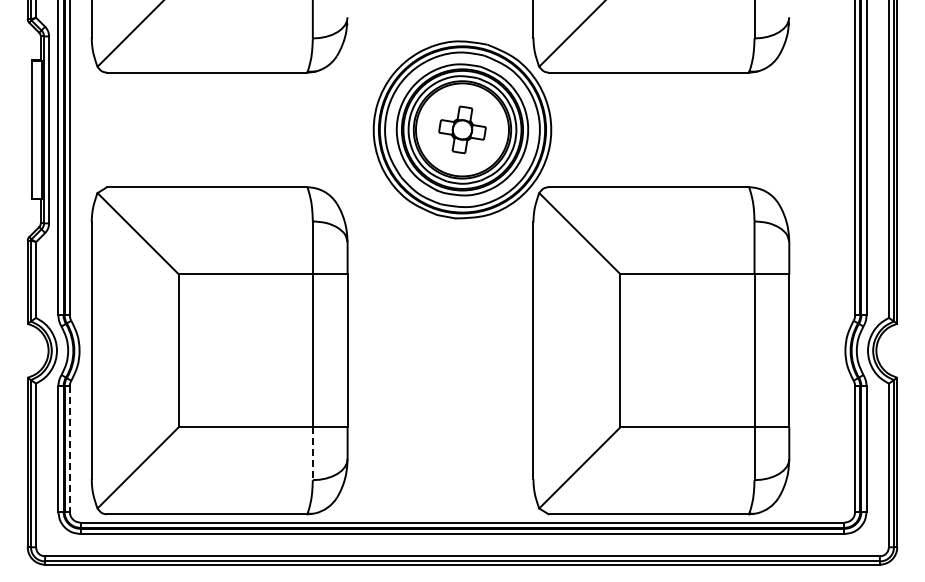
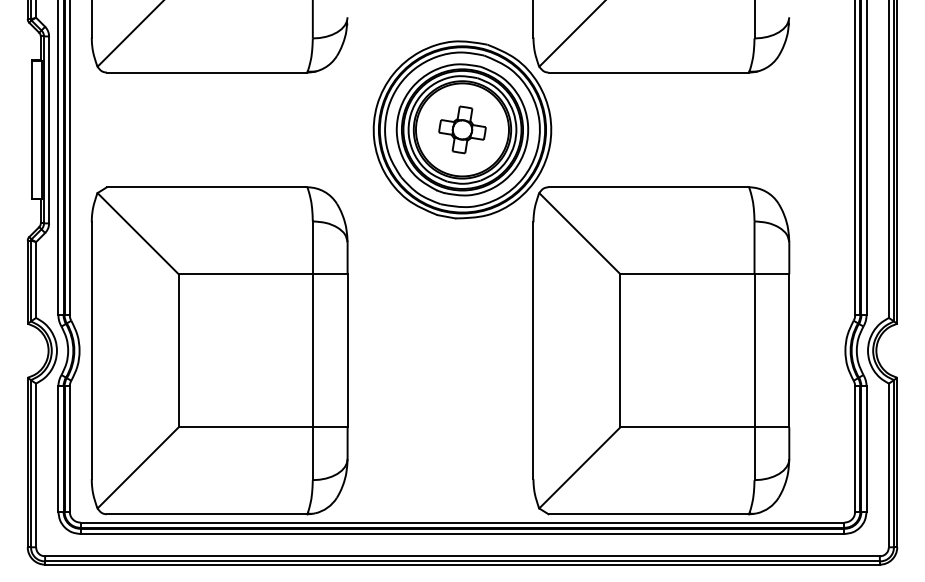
line: dashed -> solid (69, 449)
line: dashed -> solid (312, 454)
